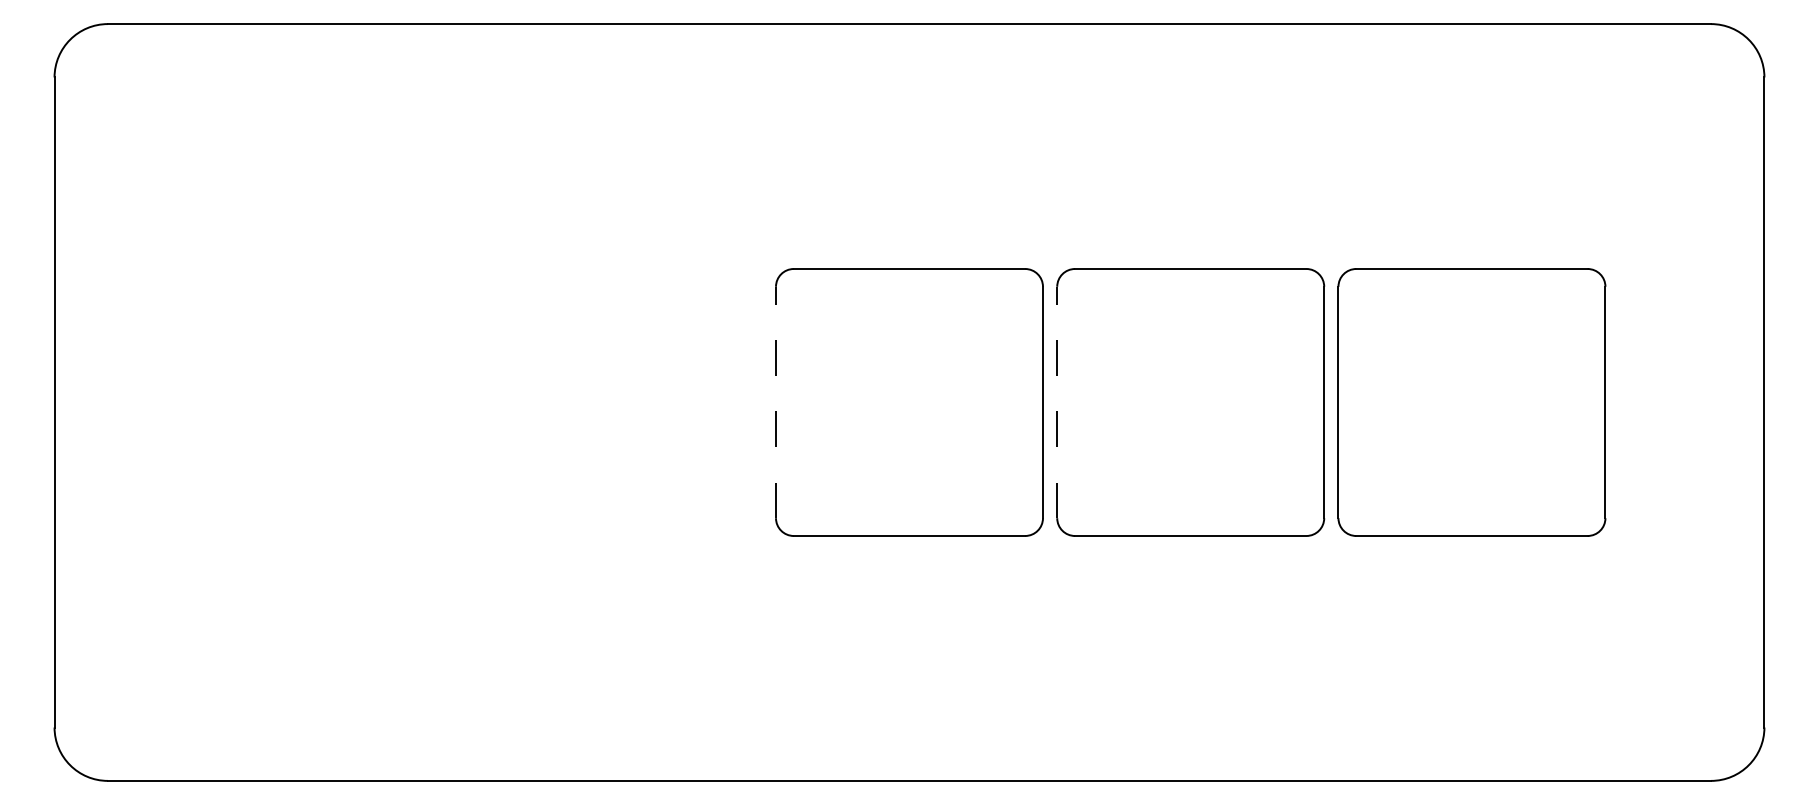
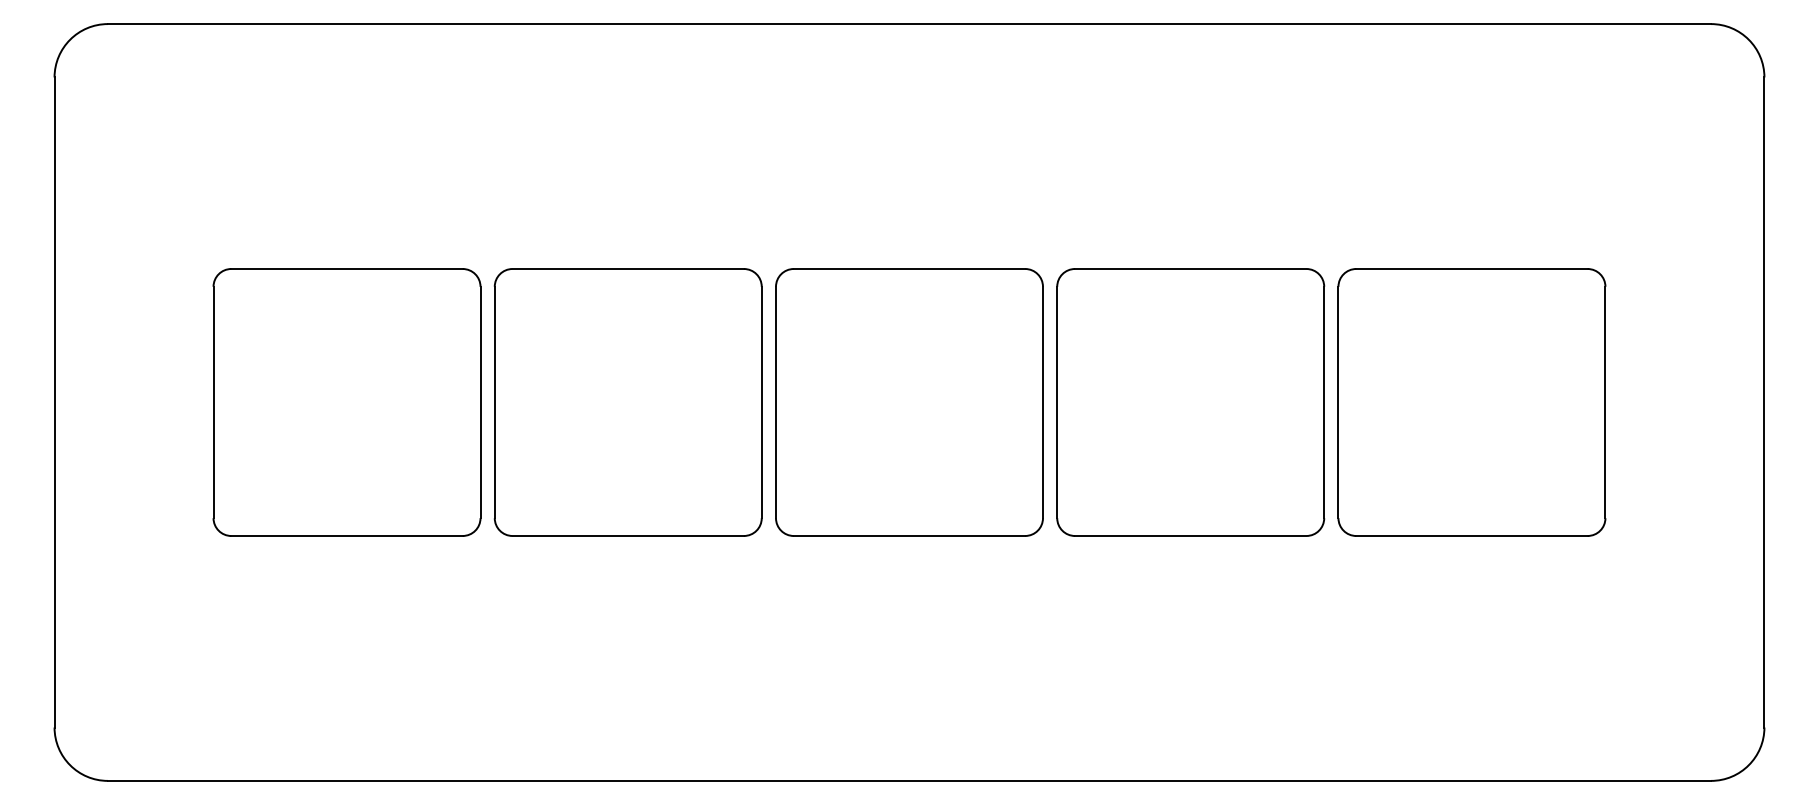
part: none -> present (346, 402)
part: none -> present (627, 402)
line: dashed -> solid (776, 402)
line: dashed -> solid (1057, 402)
